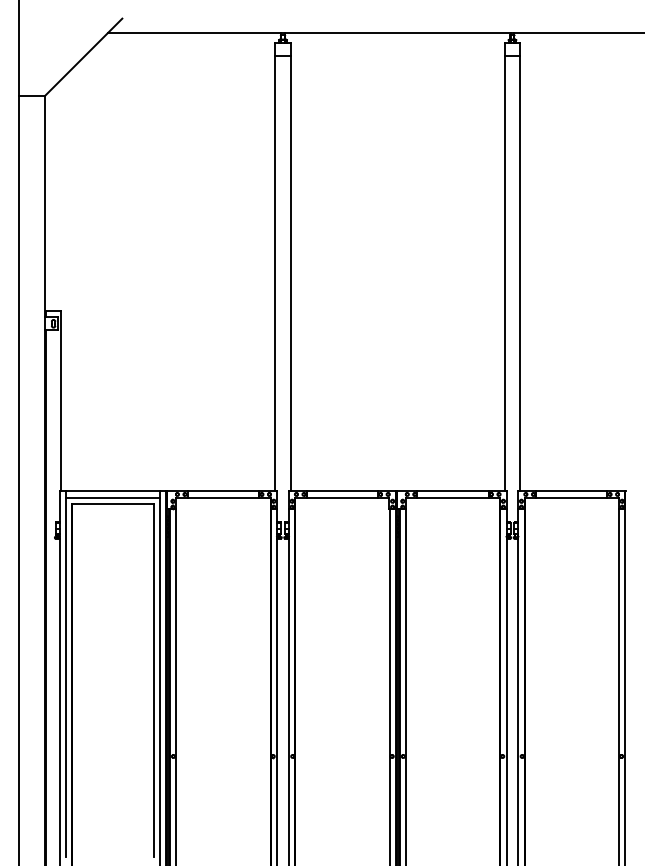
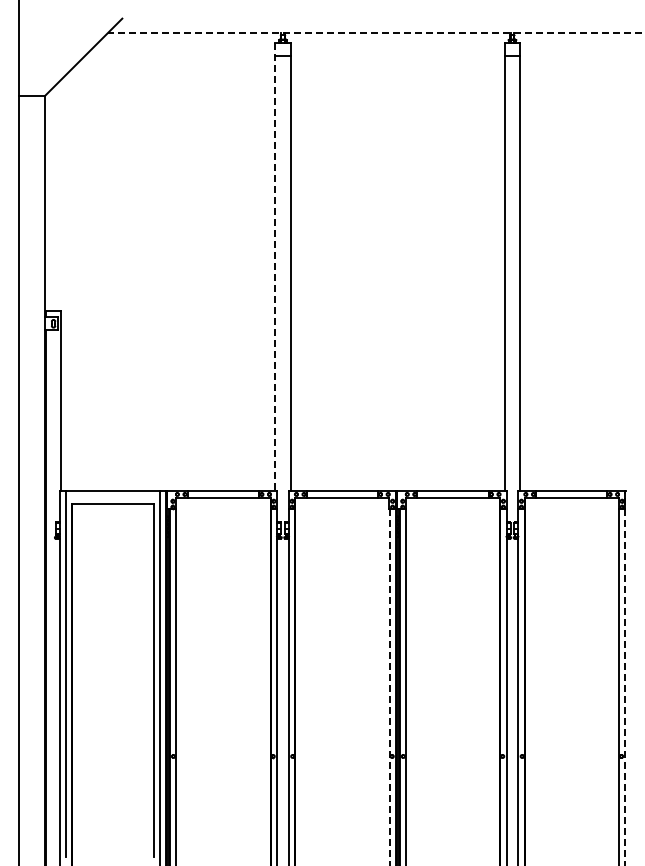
line: solid -> dashed (375, 33)
line: solid -> dashed (275, 267)
line: present -> none (112, 497)
line: solid -> dashed (625, 678)
line: solid -> dashed (389, 687)
